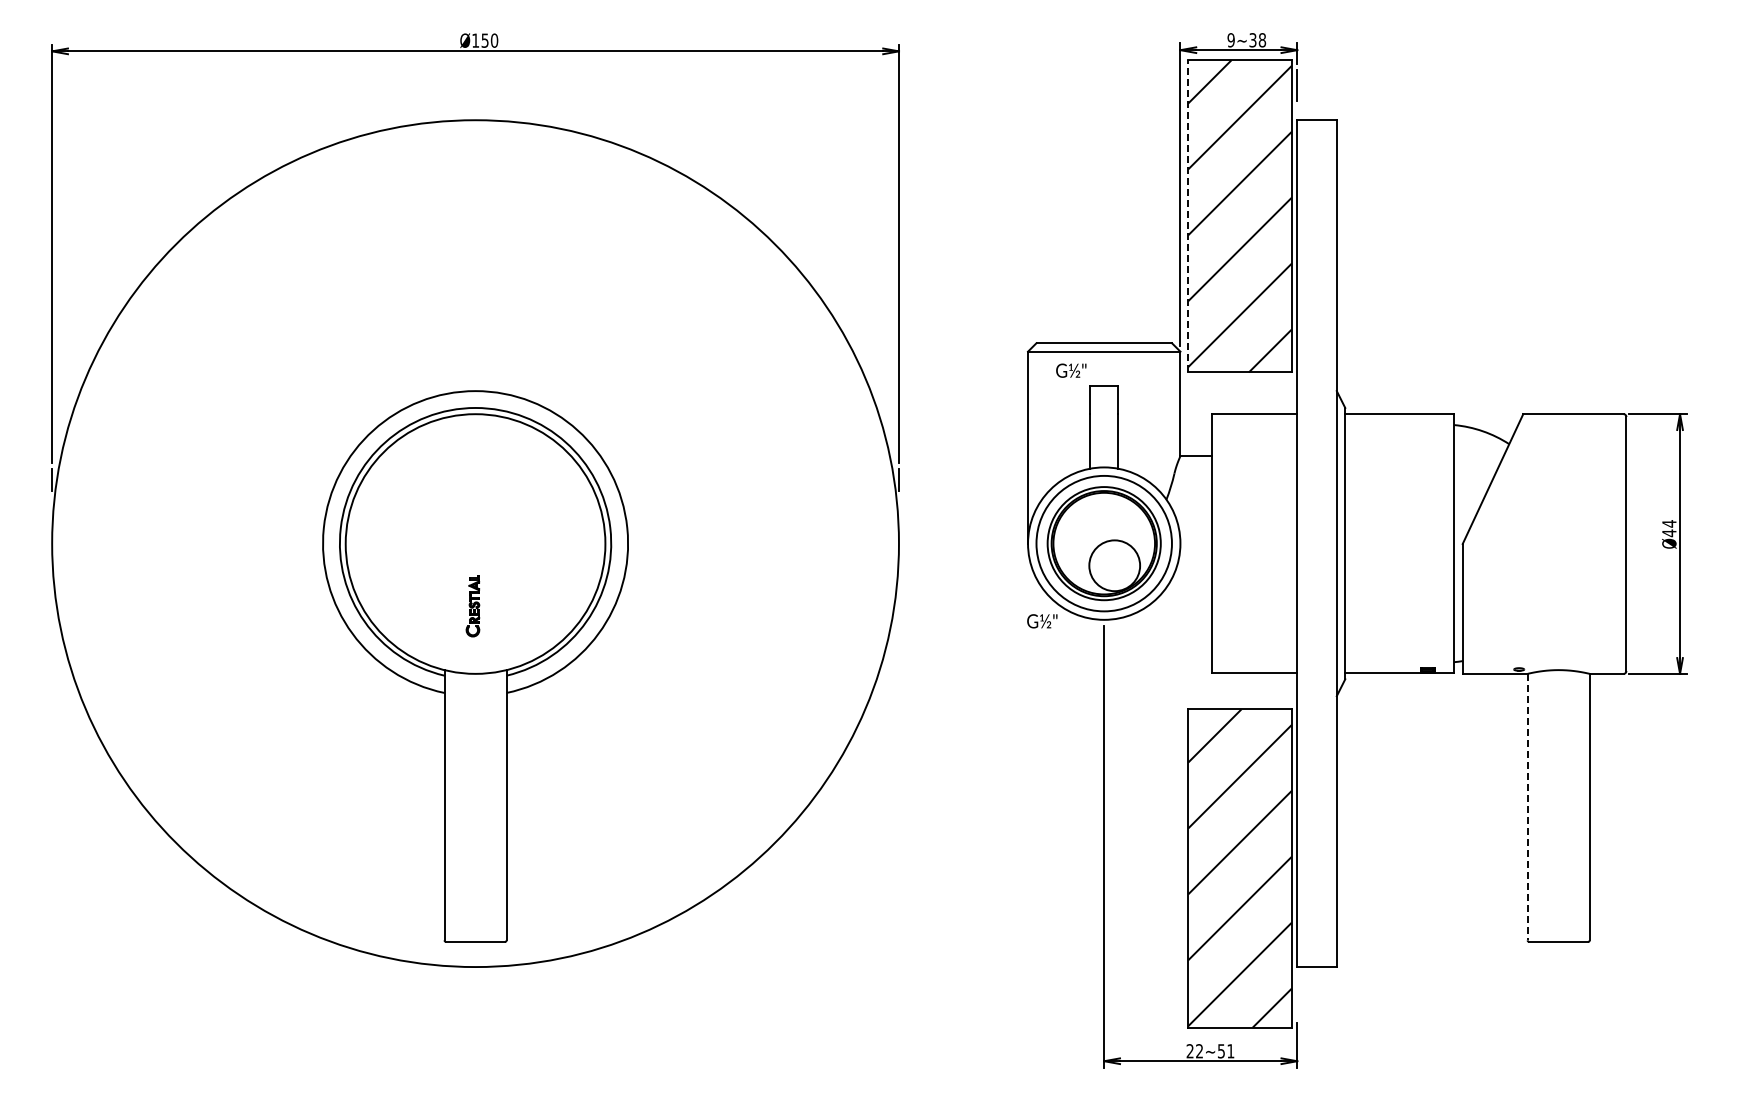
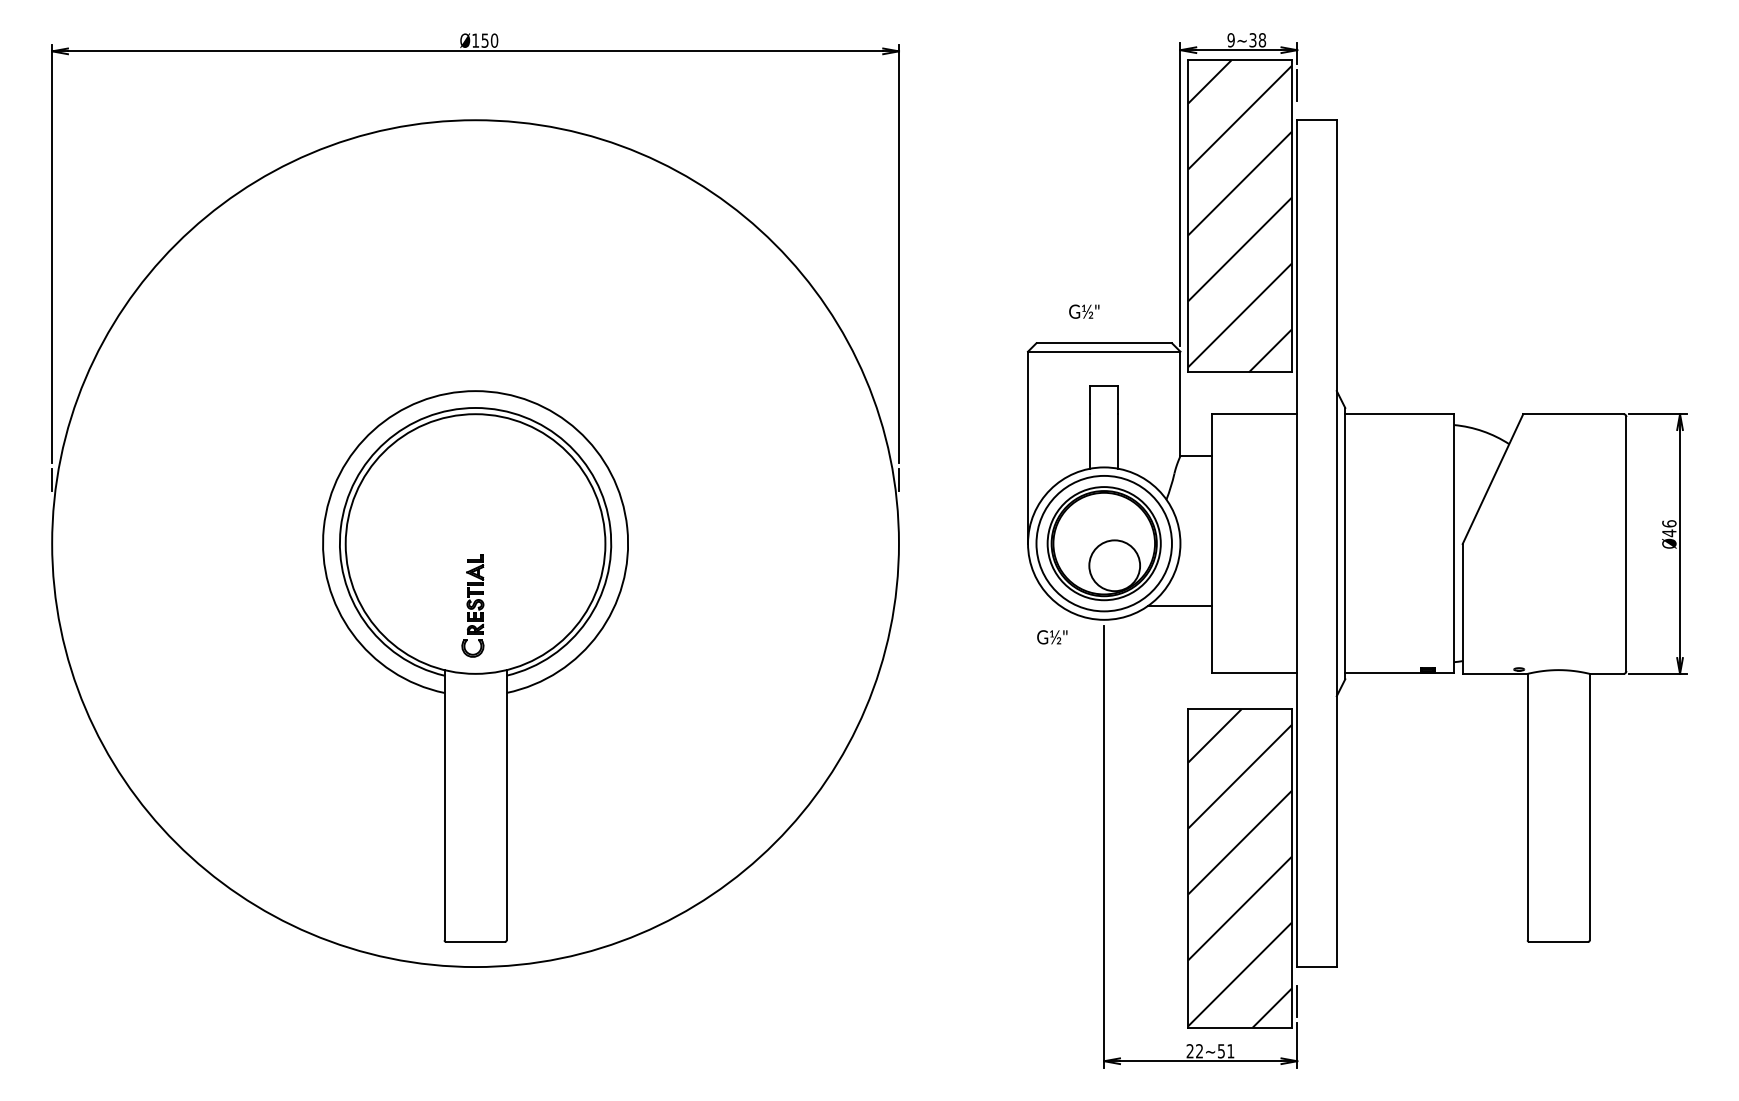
line: dashed -> solid (1188, 215)
text position: (1071, 370) -> (1084, 311) (1084, 311)
text: Ø44 -> Ø46 (1669, 523)
line: none -> present (1179, 605)
part size: 16x63 px -> 24x104 px (472, 605)
text position: (1042, 621) -> (1052, 637) (1052, 637)
line: dashed -> solid (1527, 807)
line: none -> present (1297, 1001)
